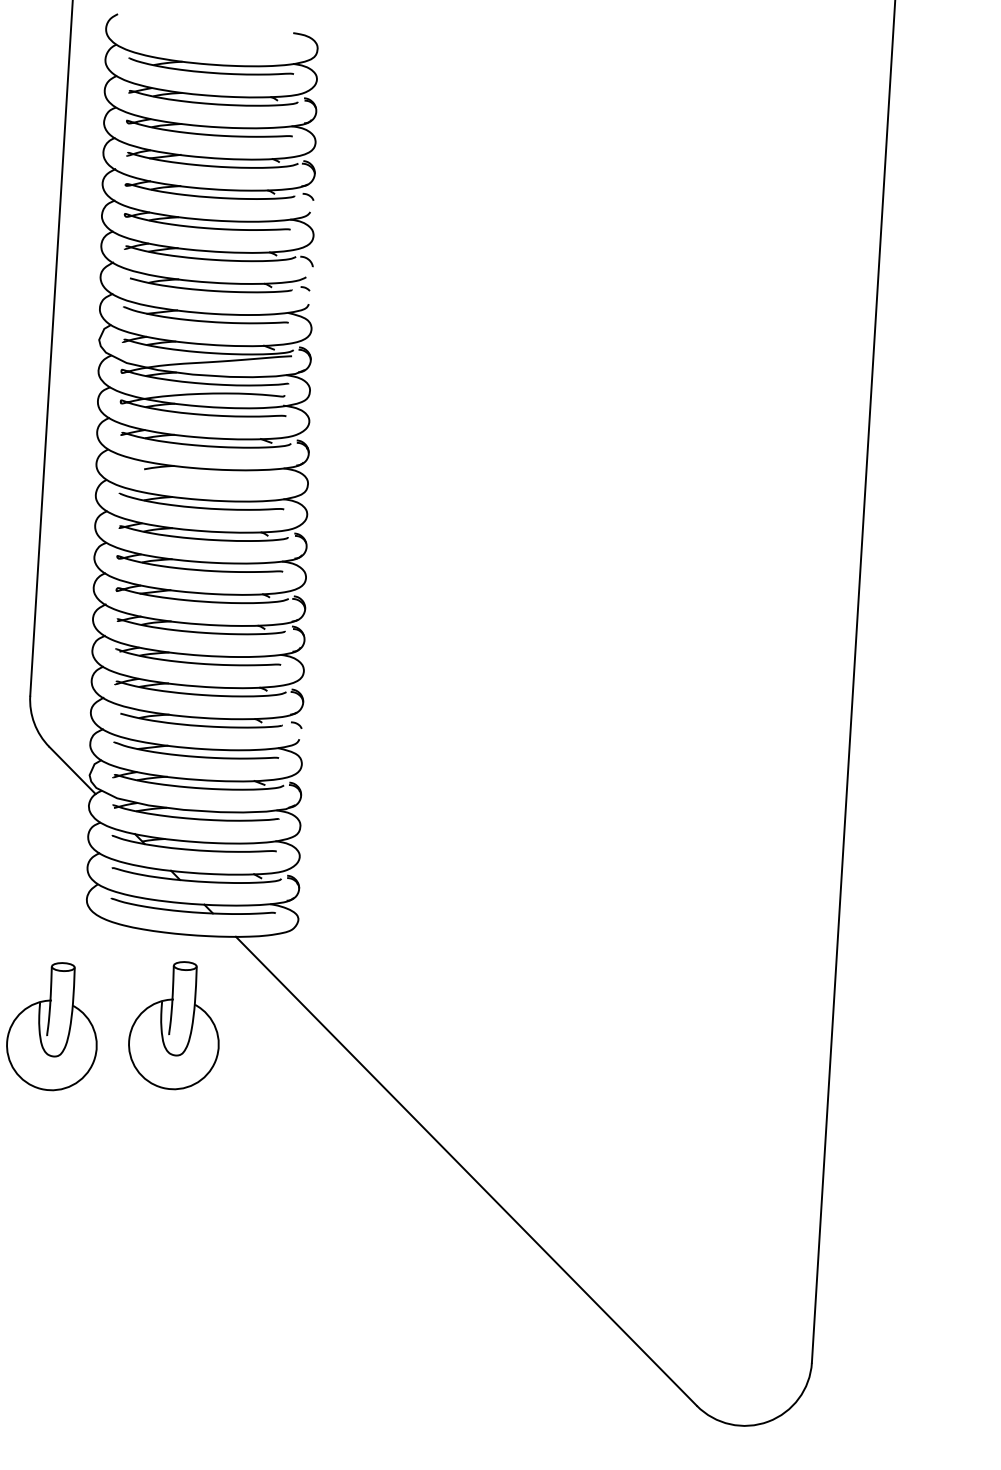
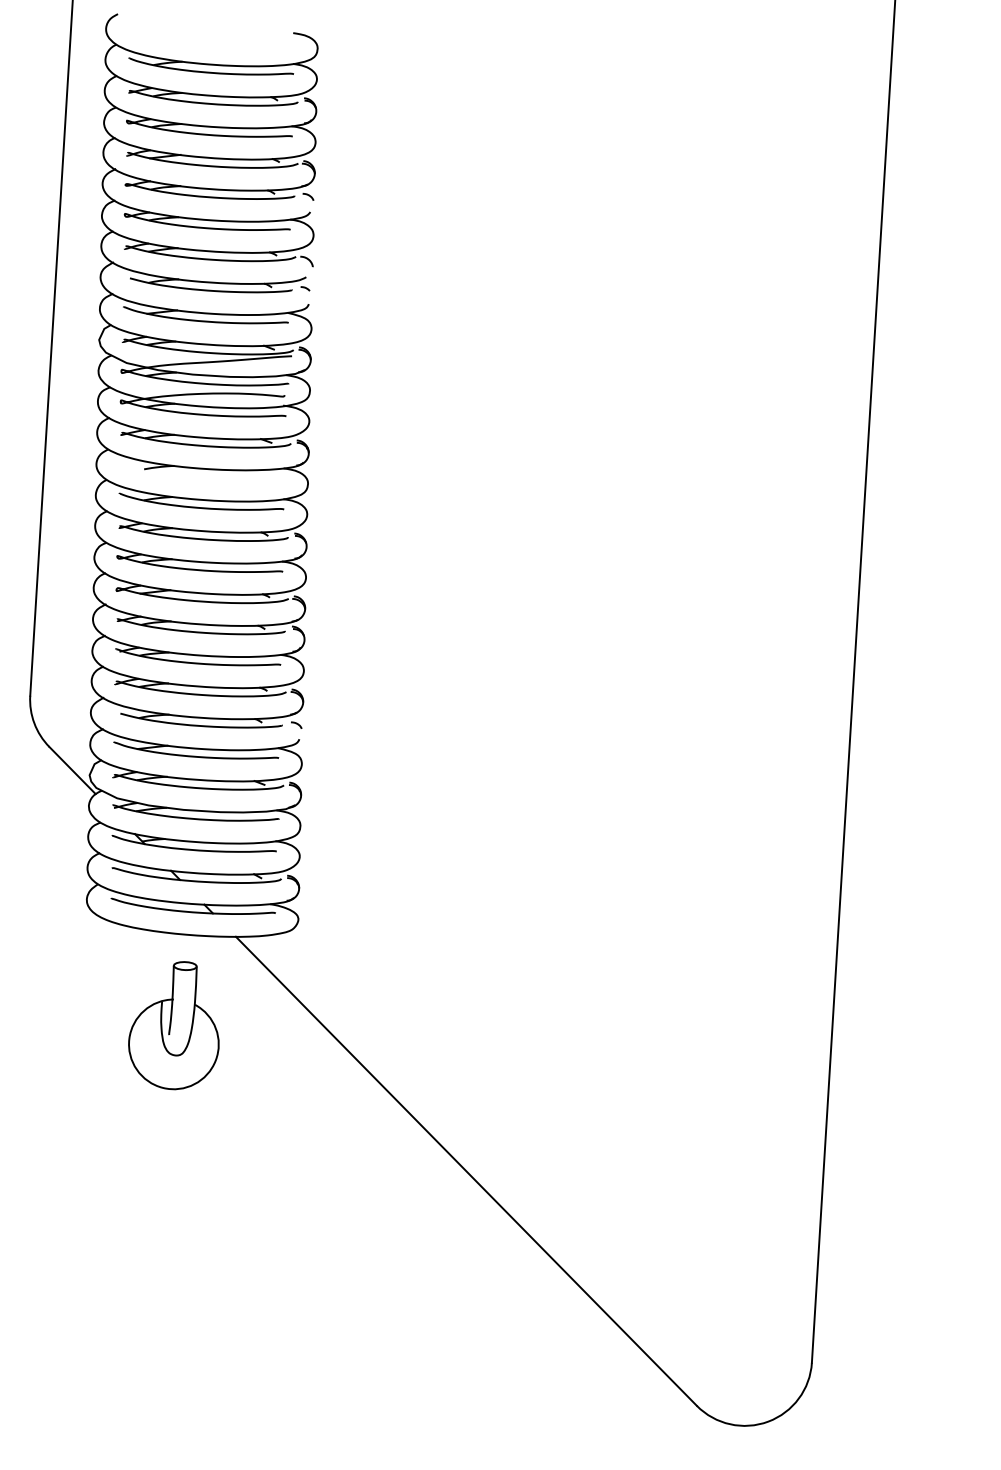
part: present -> none (51, 1026)
